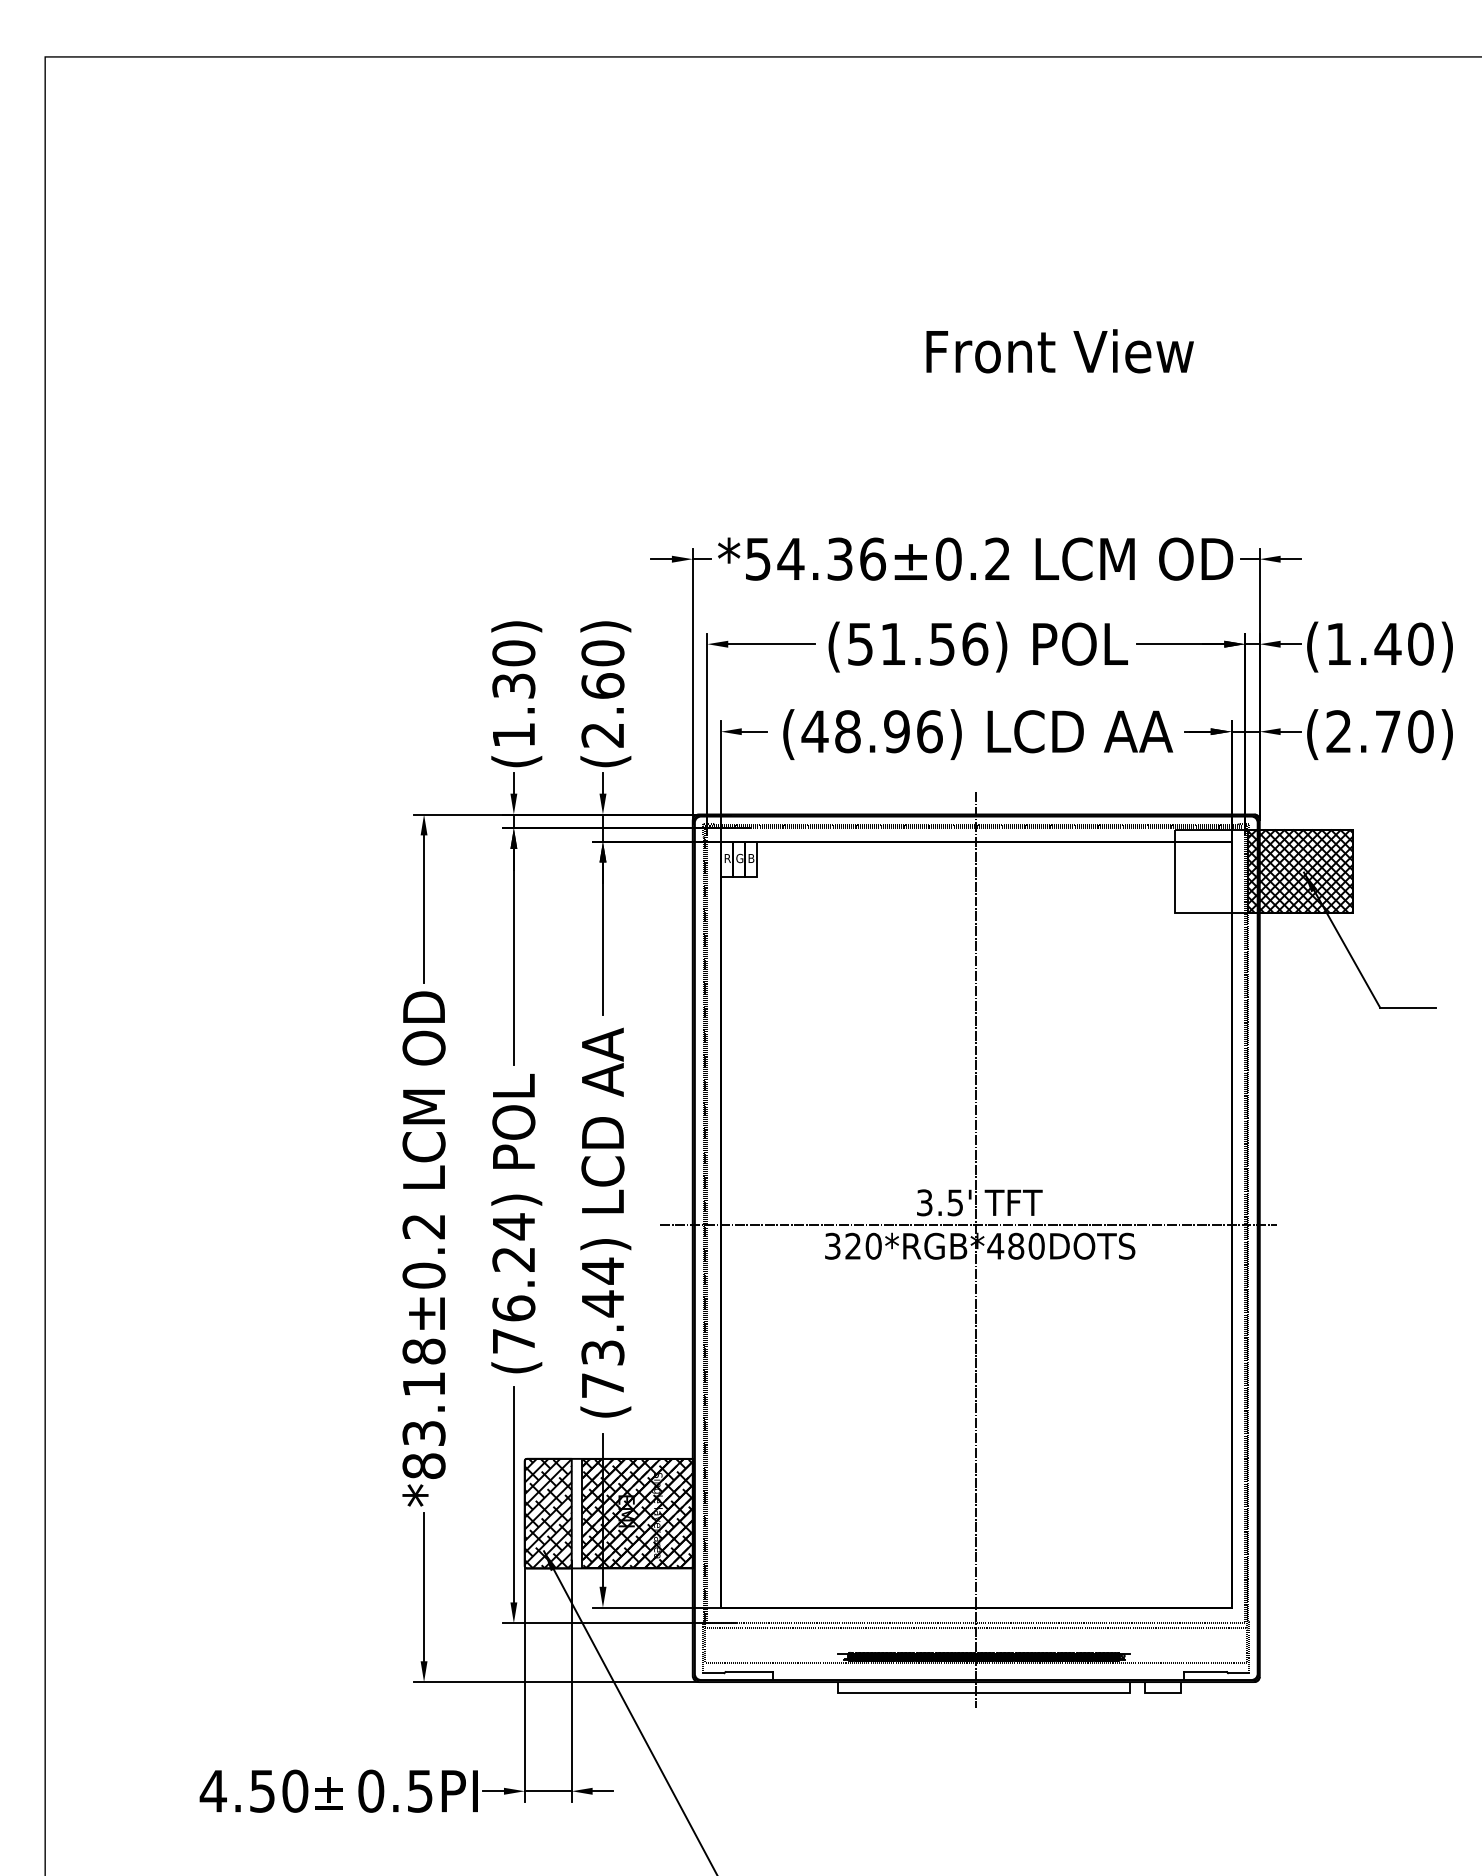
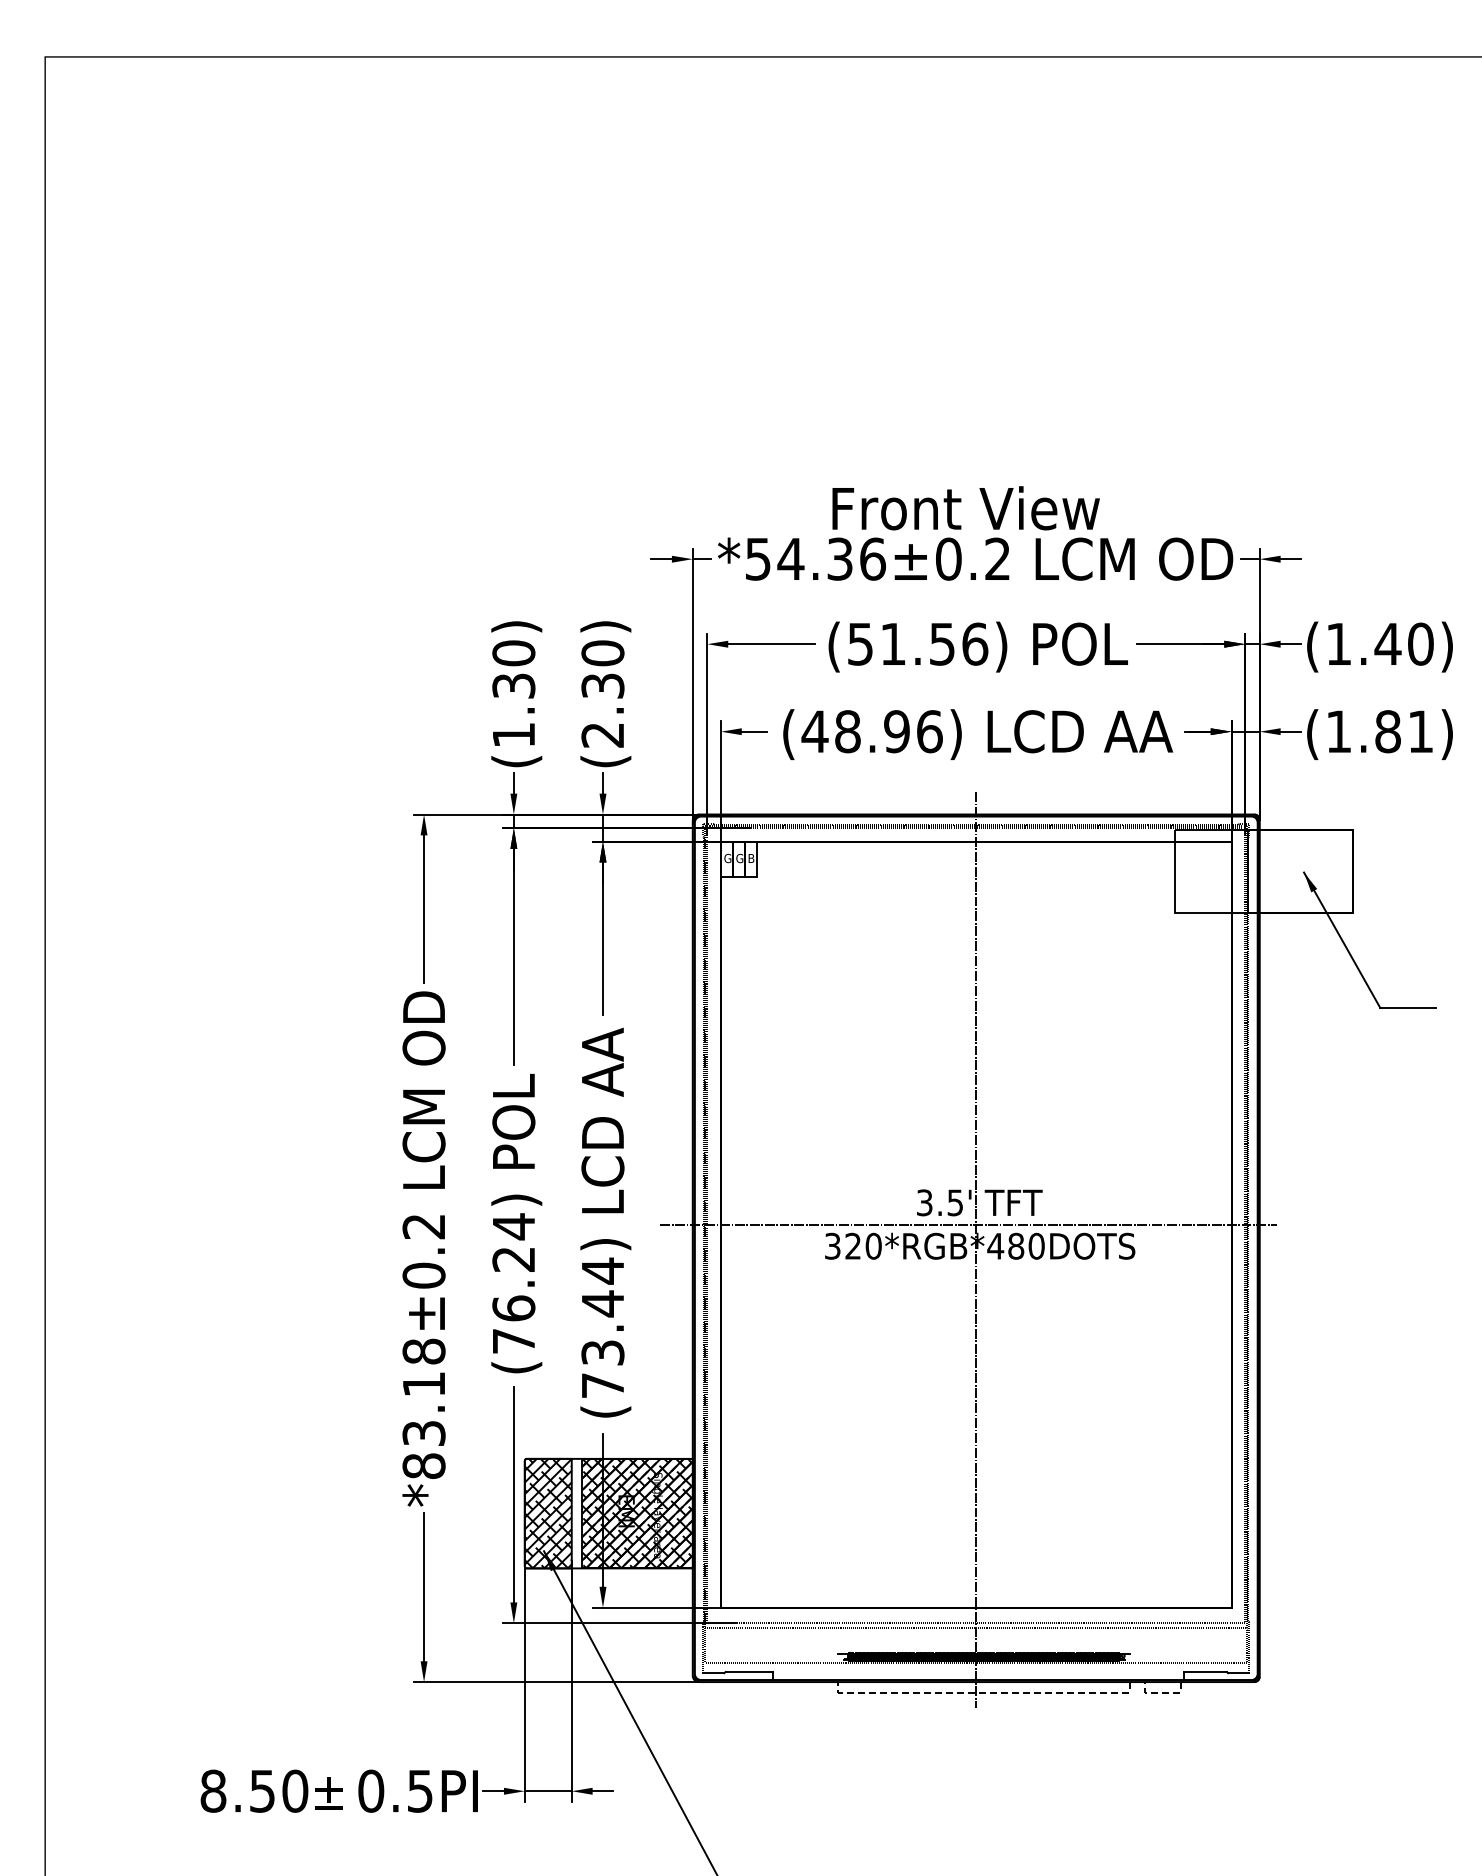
text position: (1059, 351) -> (965, 508) (965, 508)
text: (2.60) -> (2.30) (602, 685)
text: (2.70) -> (1.81) (1379, 731)
text: R -> G (727, 858)
hatch: present -> none (1300, 871)
line: solid -> dashed (984, 1692)
line: solid -> dashed (1162, 1692)
text: 4.50 -> 8.50 (212, 1790)
